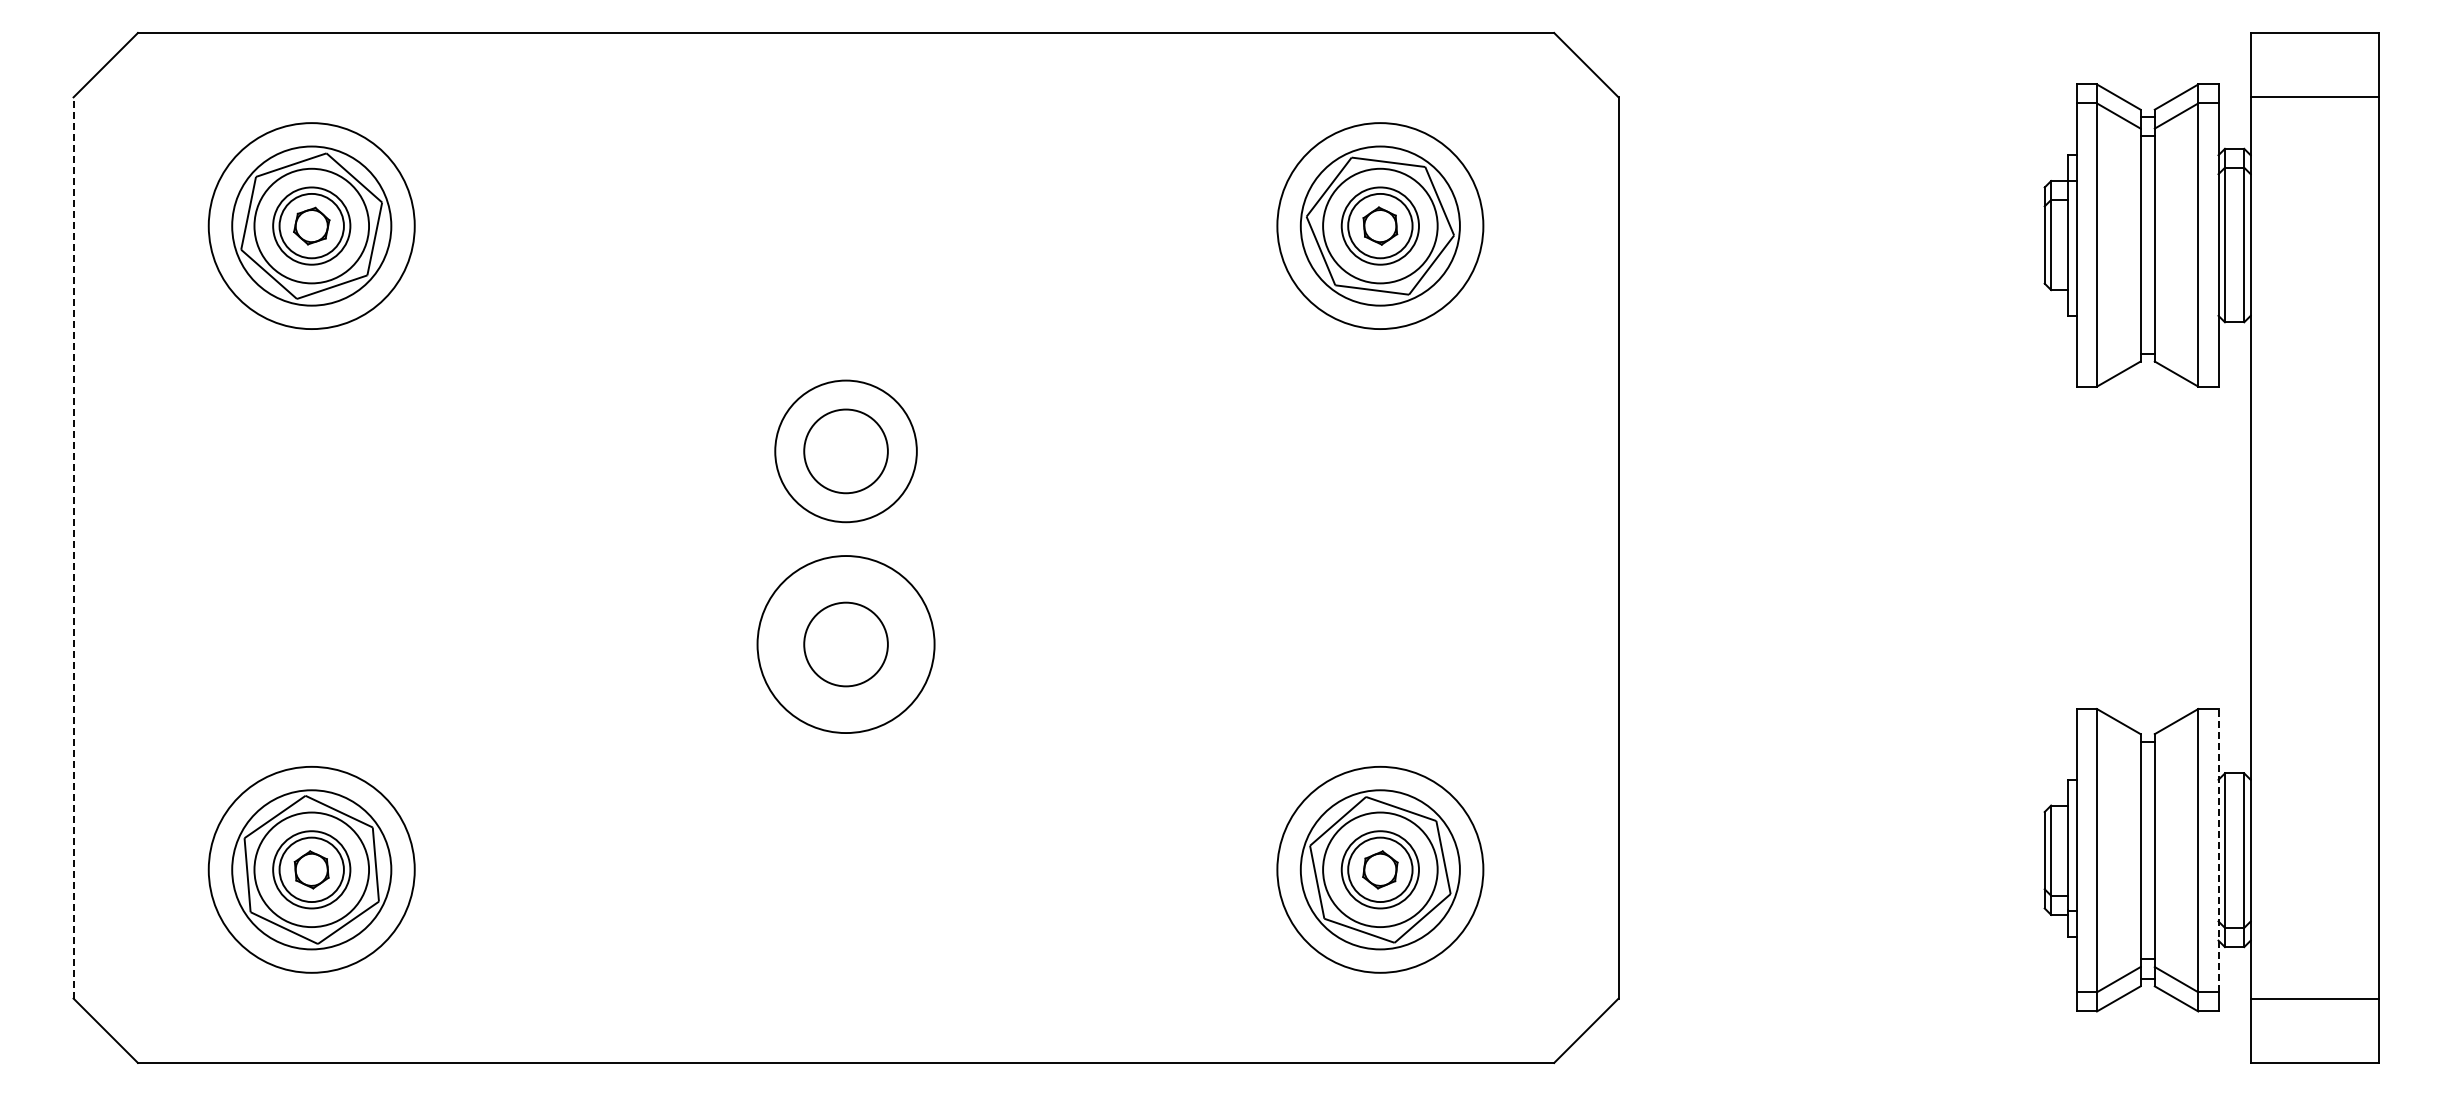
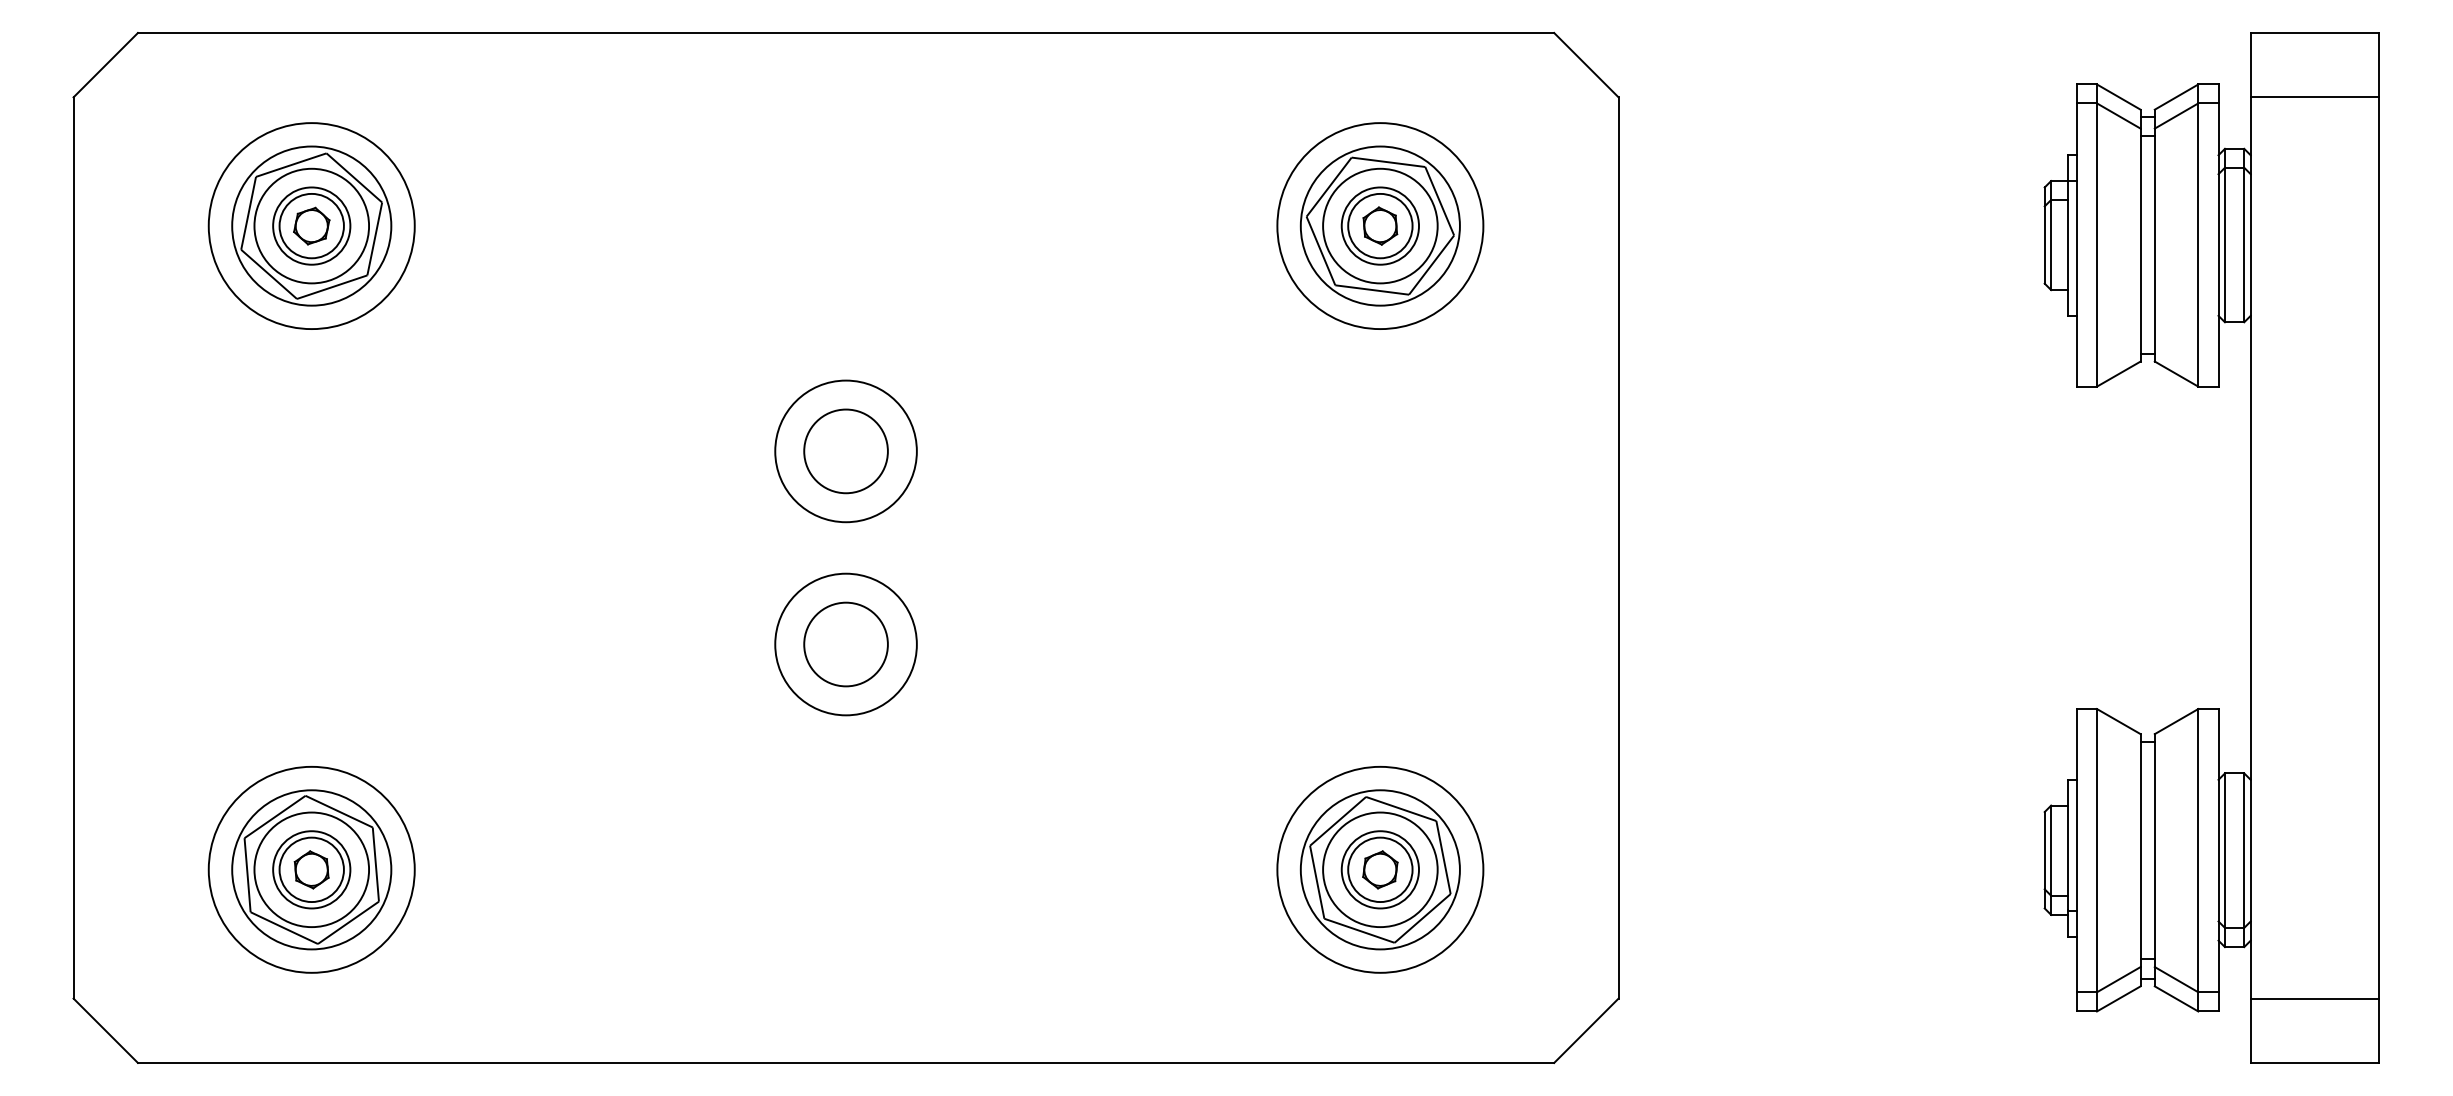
line: dashed -> solid (73, 547)
circle diameter: 177 px -> 142 px (845, 644)
line: dashed -> solid (2218, 850)
